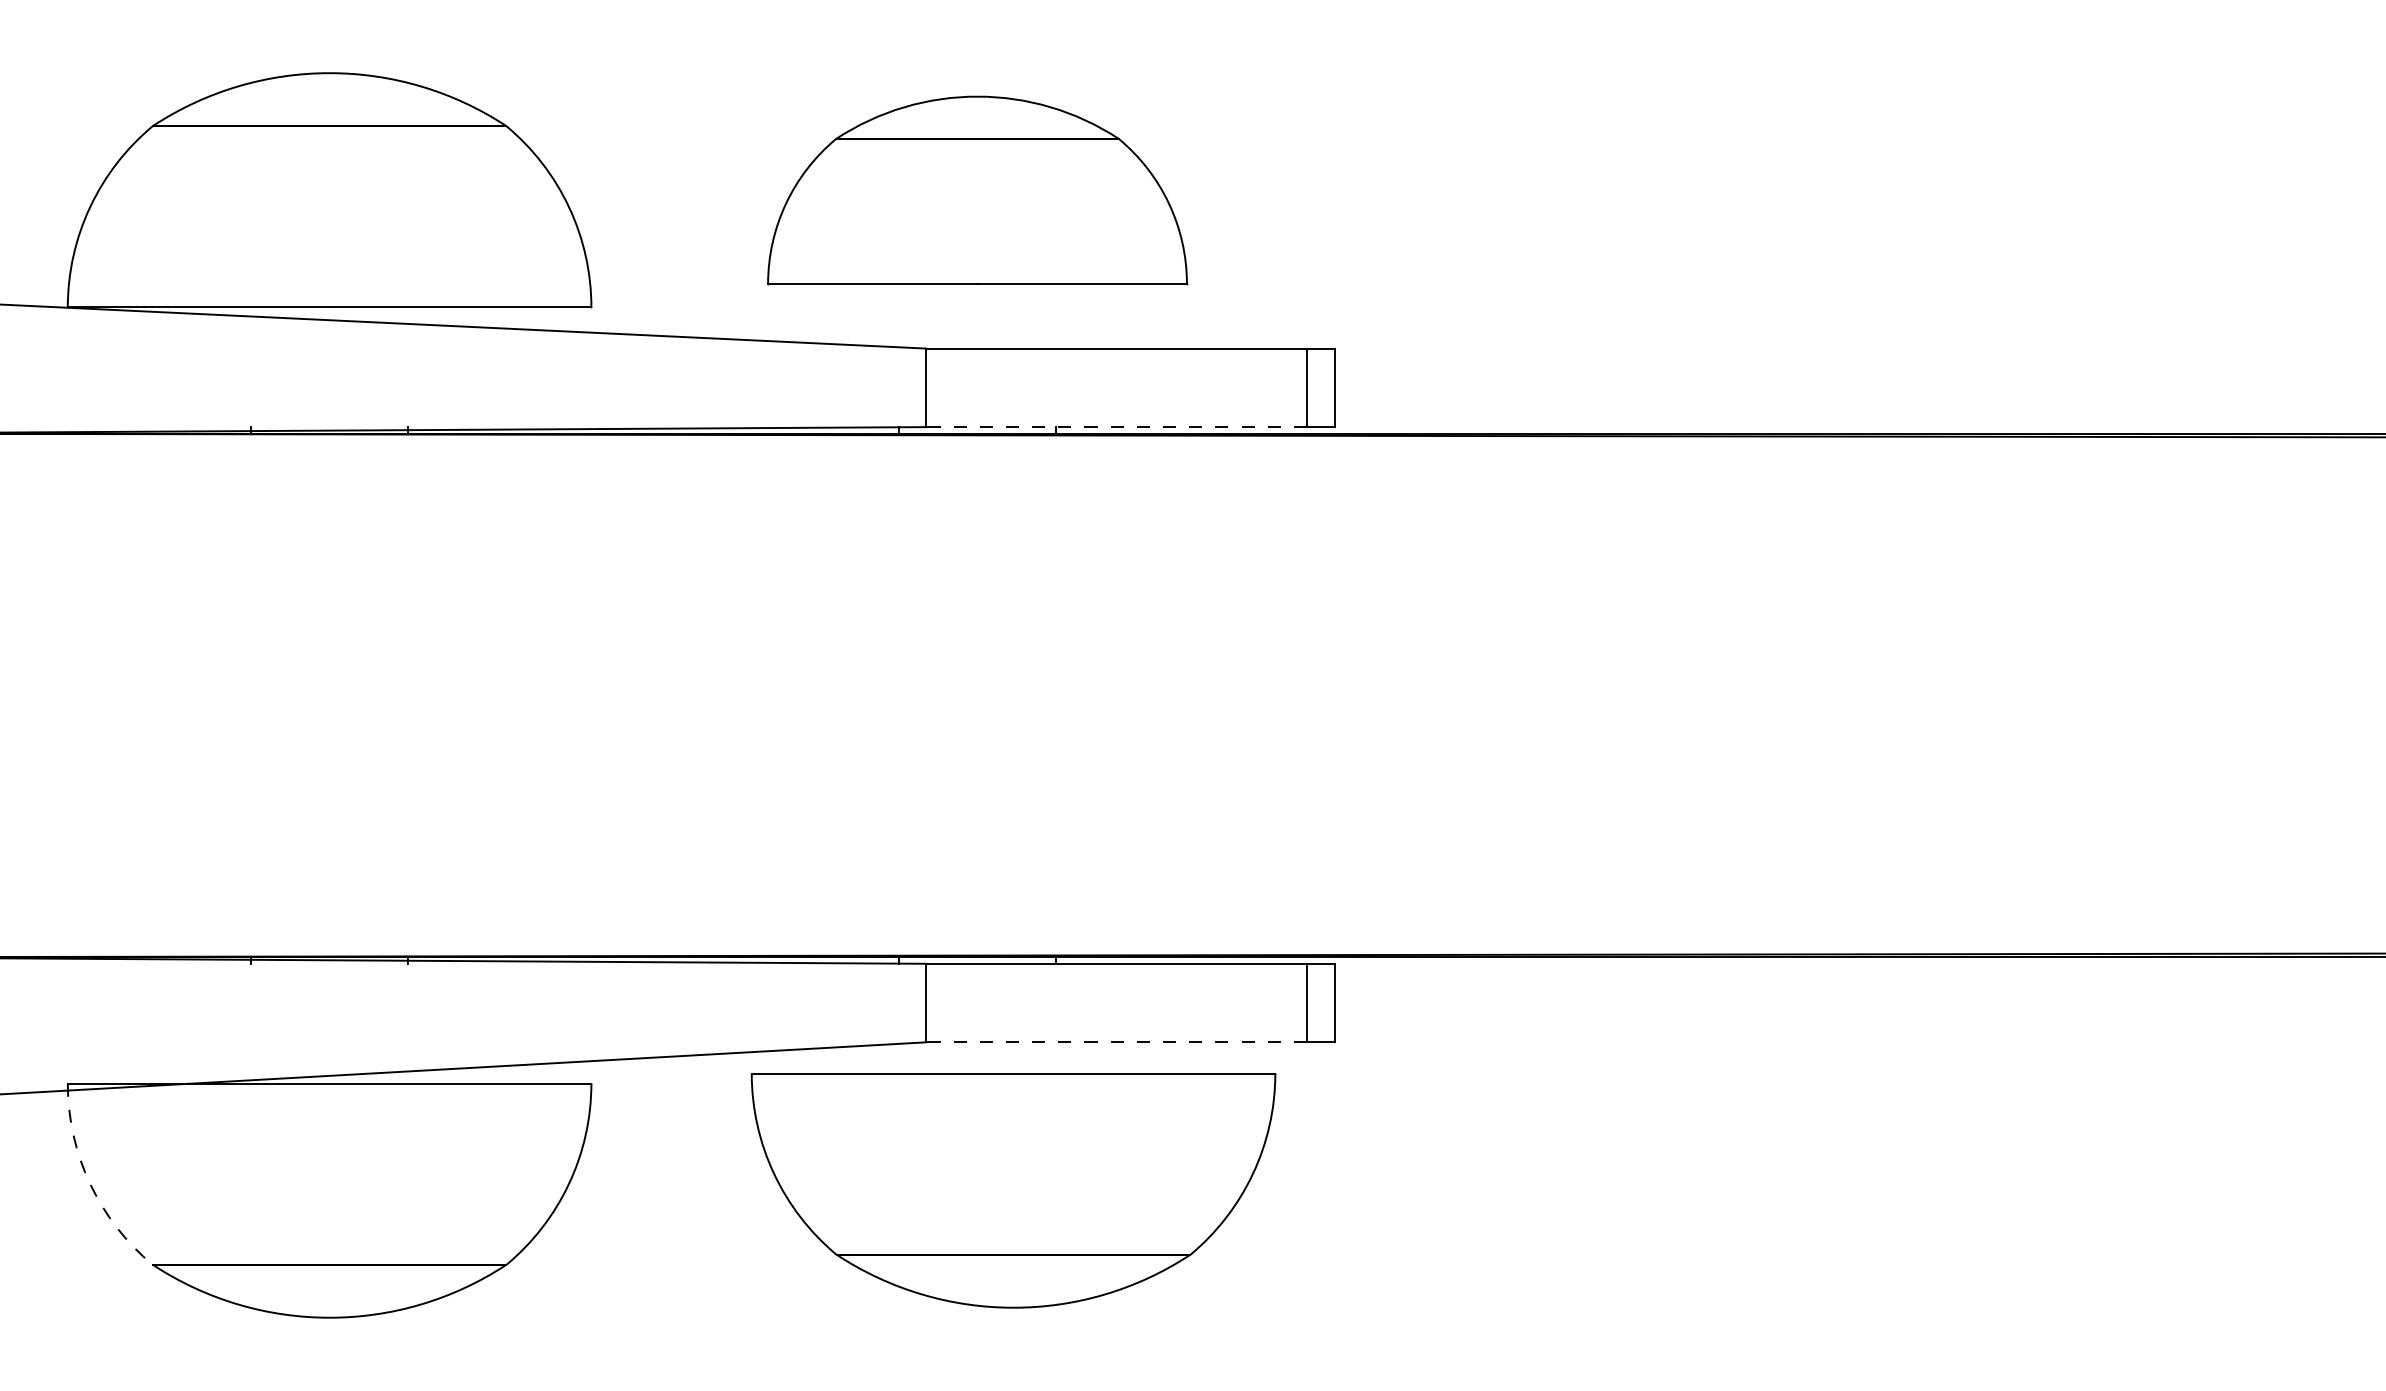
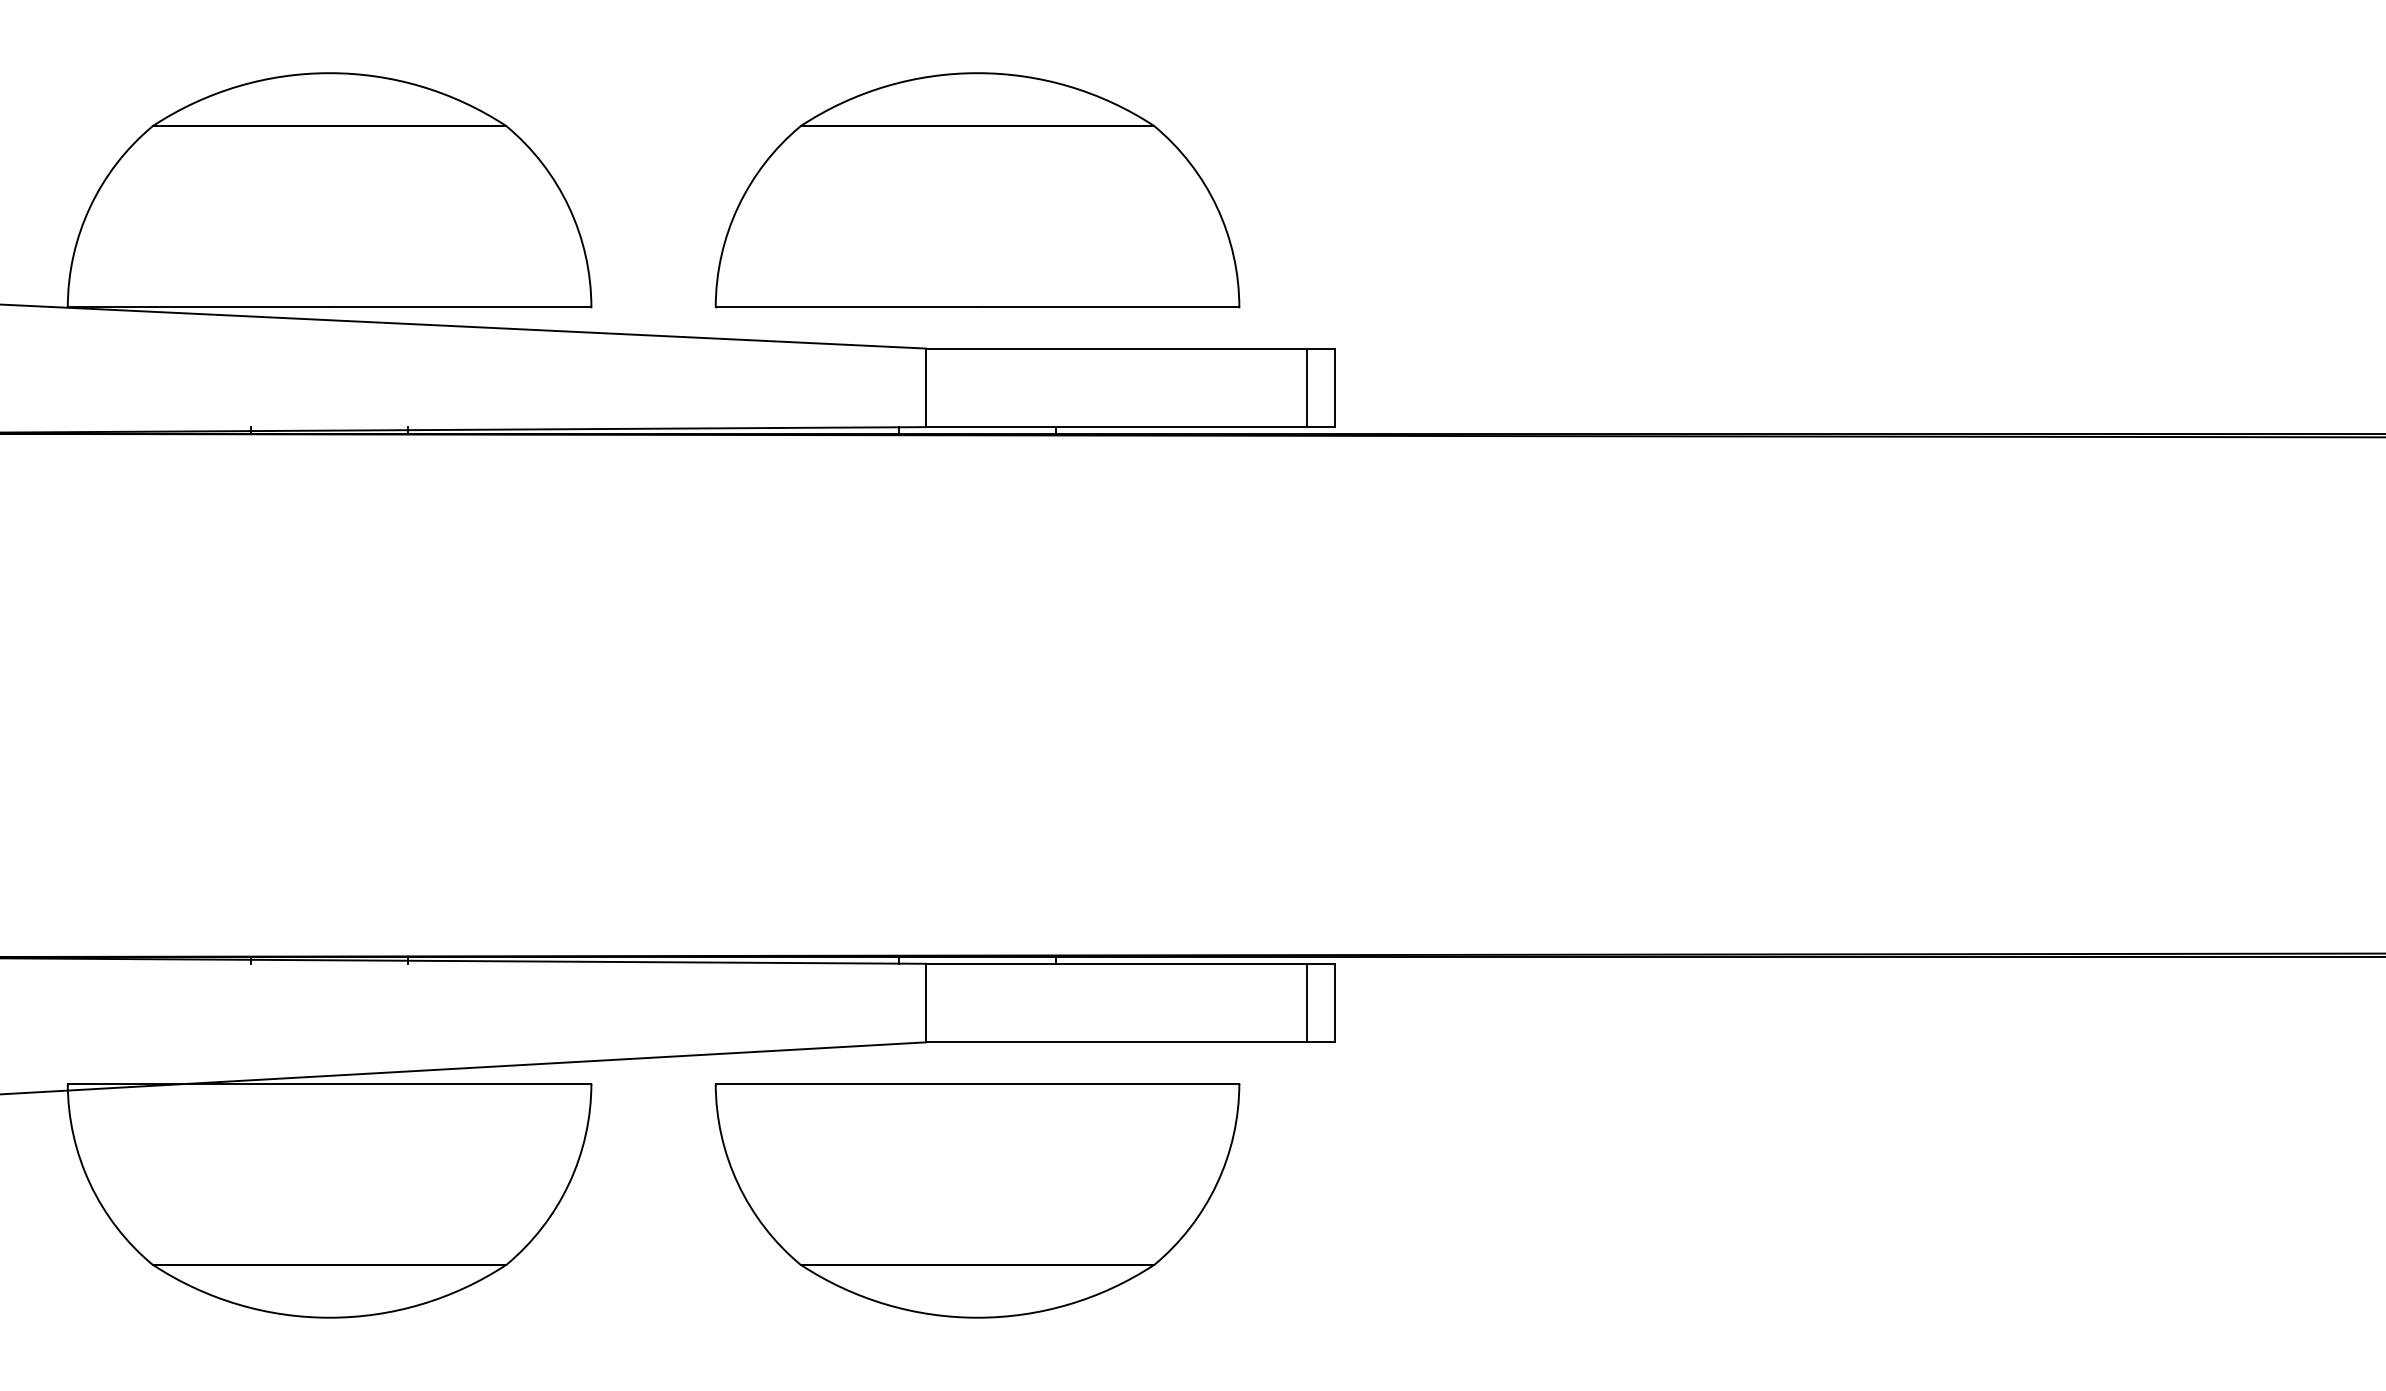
part size: 422x191 px -> 527x237 px (977, 190)
line: dashed -> solid (1116, 427)
line: dashed -> solid (1116, 1042)
arc: dashed -> solid (90, 1183)
part position: (1013, 1190) -> (977, 1200) (977, 1200)
